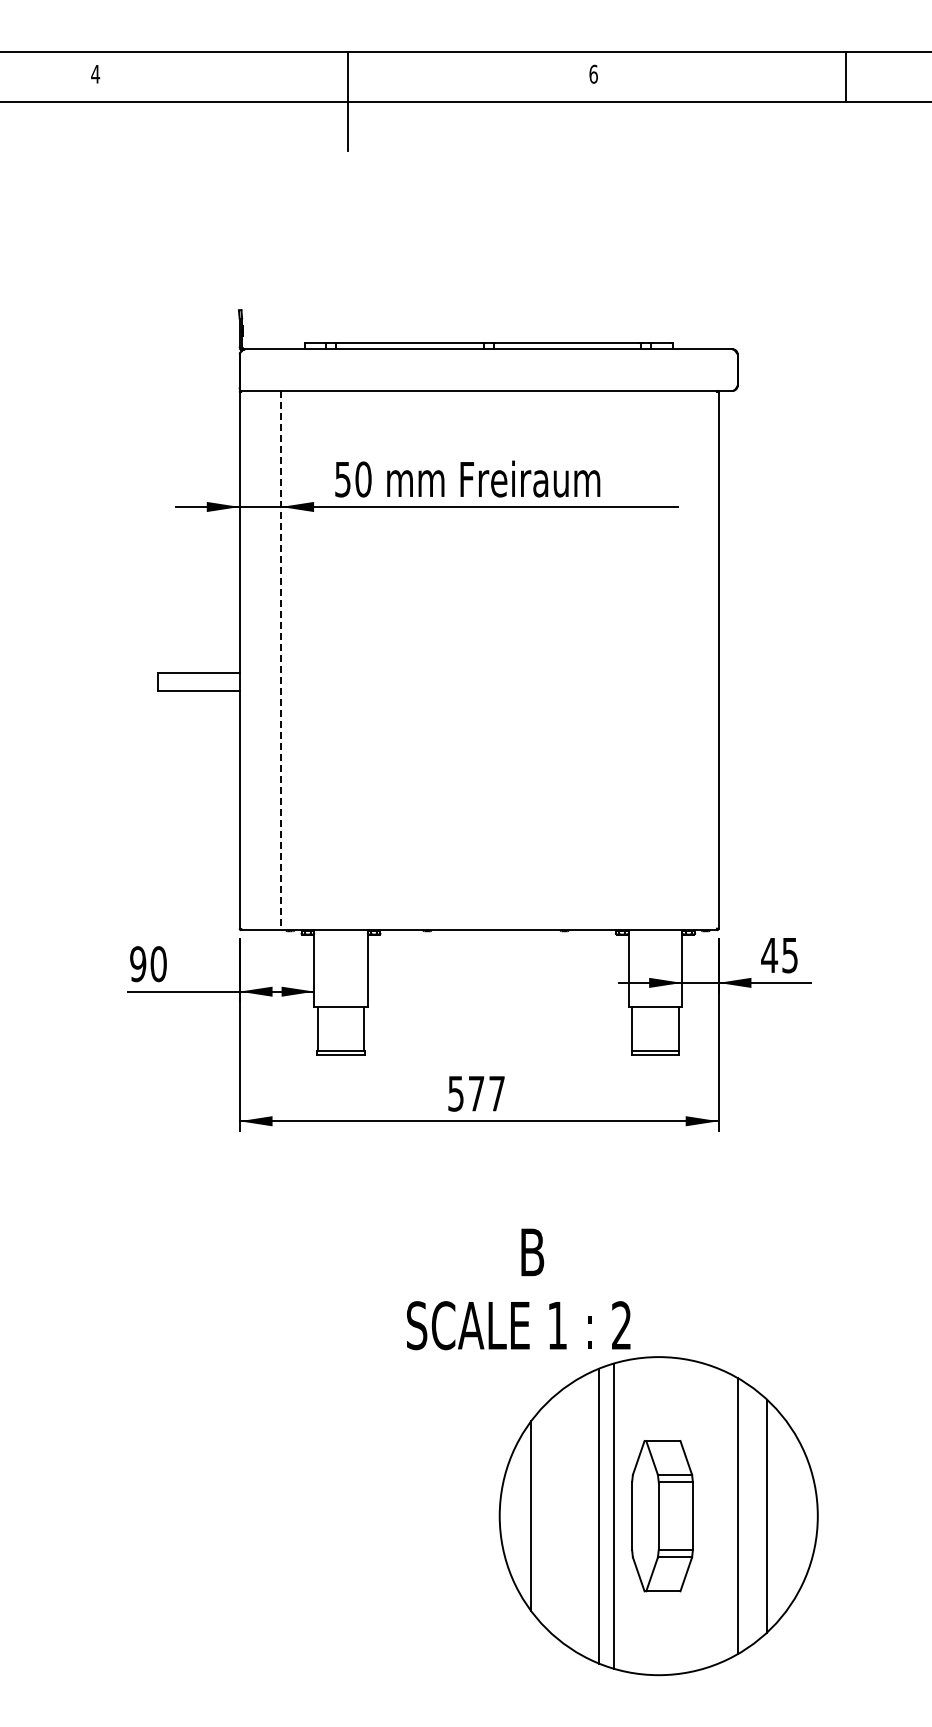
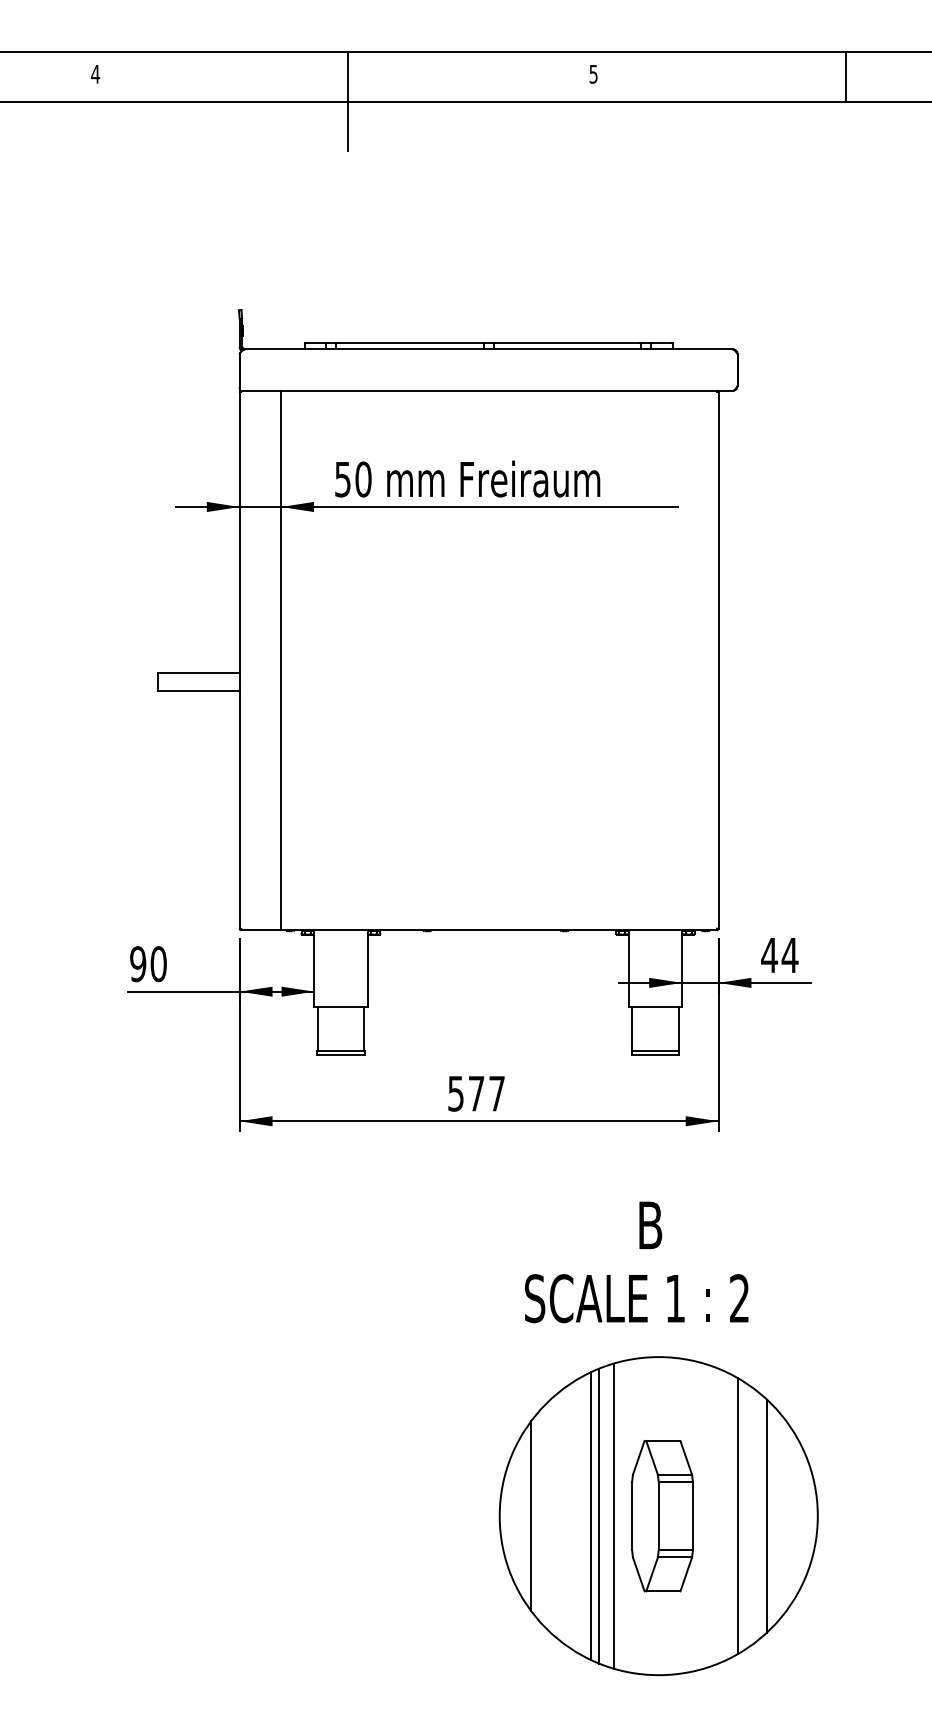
text: 6 -> 5 (593, 73)
line: dashed -> solid (281, 660)
text: 45 -> 44 (789, 955)
text position: (518, 1289) -> (636, 1262) (636, 1262)
line: none -> present (590, 1515)
